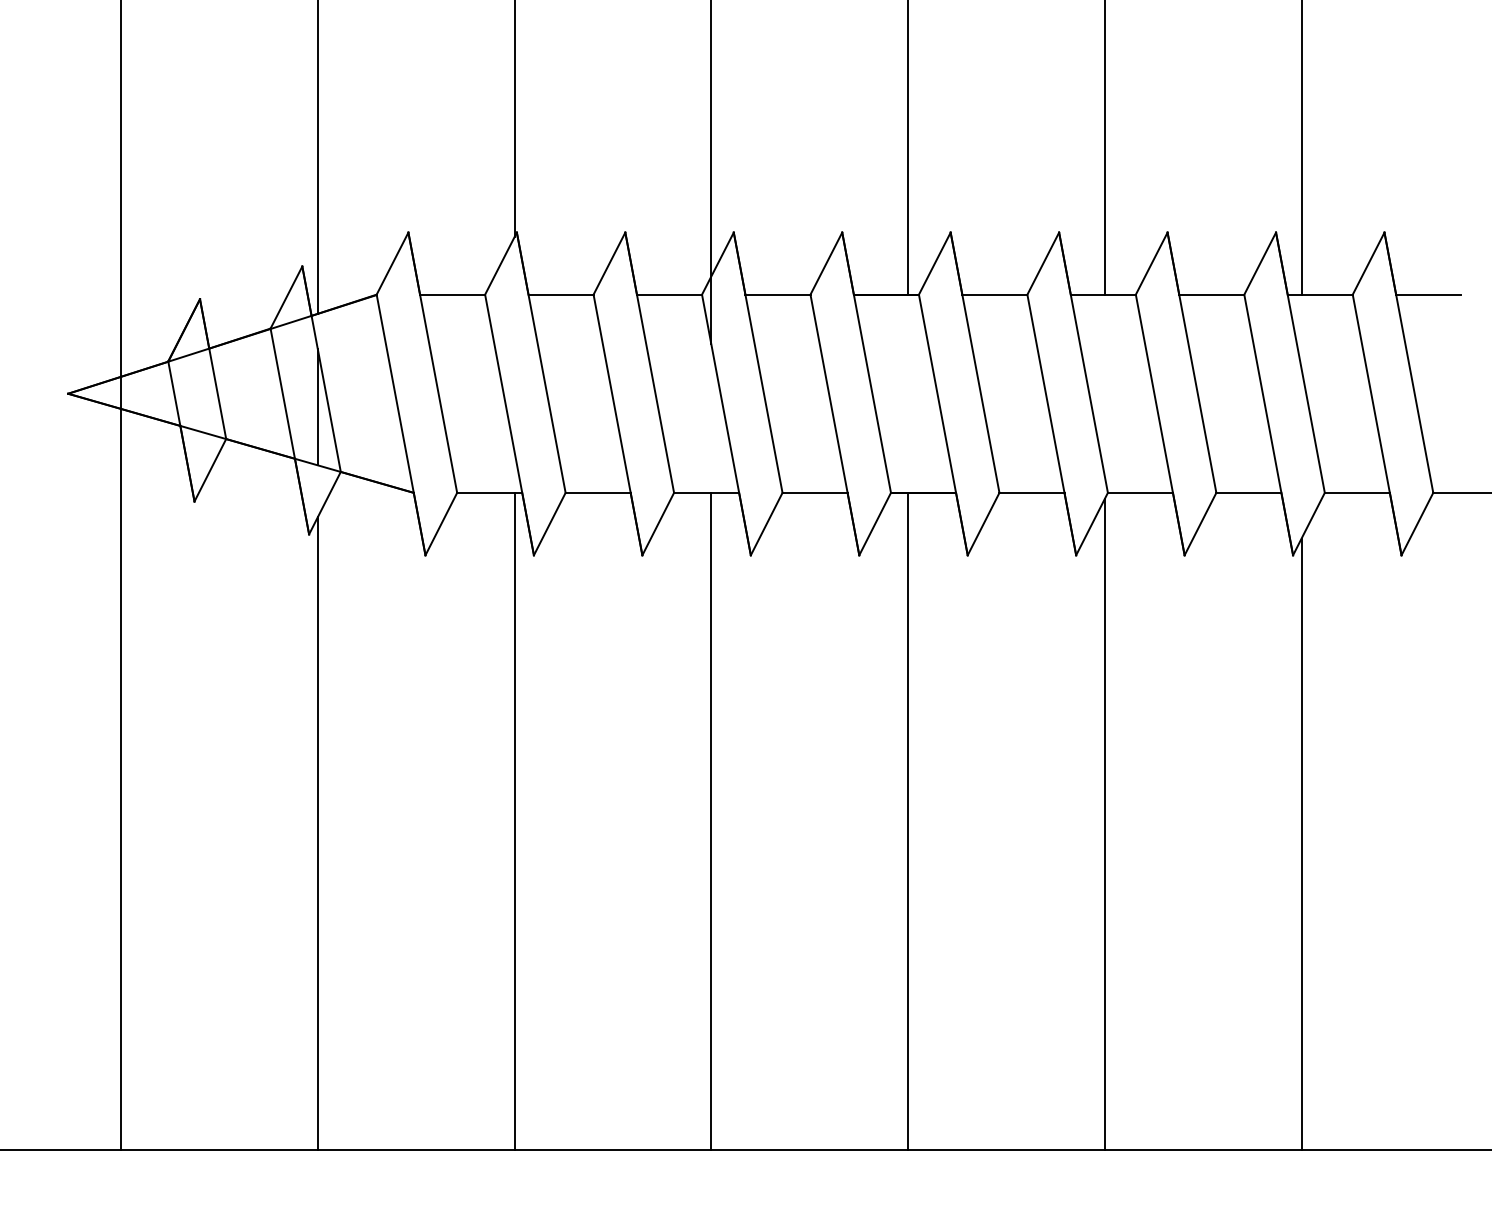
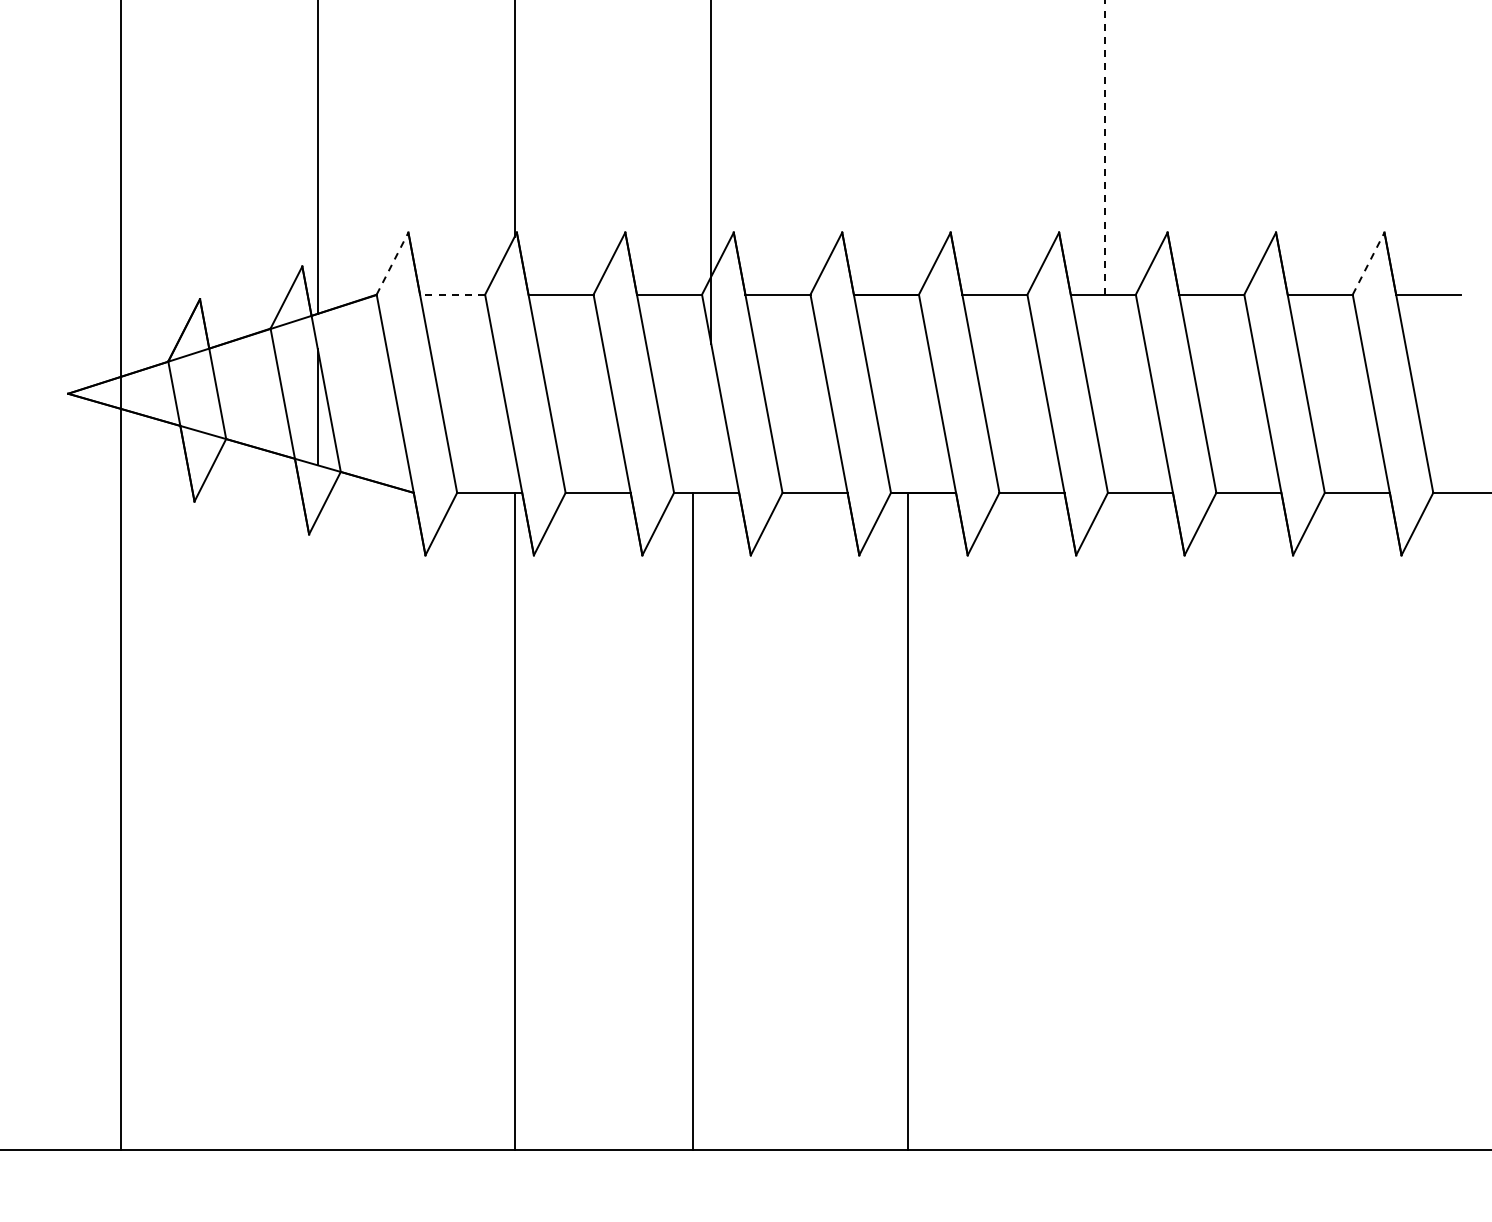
line: solid -> dashed (1104, 147)
line: present -> none (908, 148)
line: present -> none (1301, 148)
line: solid -> dashed (392, 263)
line: solid -> dashed (1368, 263)
line: solid -> dashed (452, 294)
line position: (711, 820) -> (693, 820) (693, 820)
line: present -> none (1104, 823)
line: present -> none (317, 833)
line: present -> none (1301, 843)
